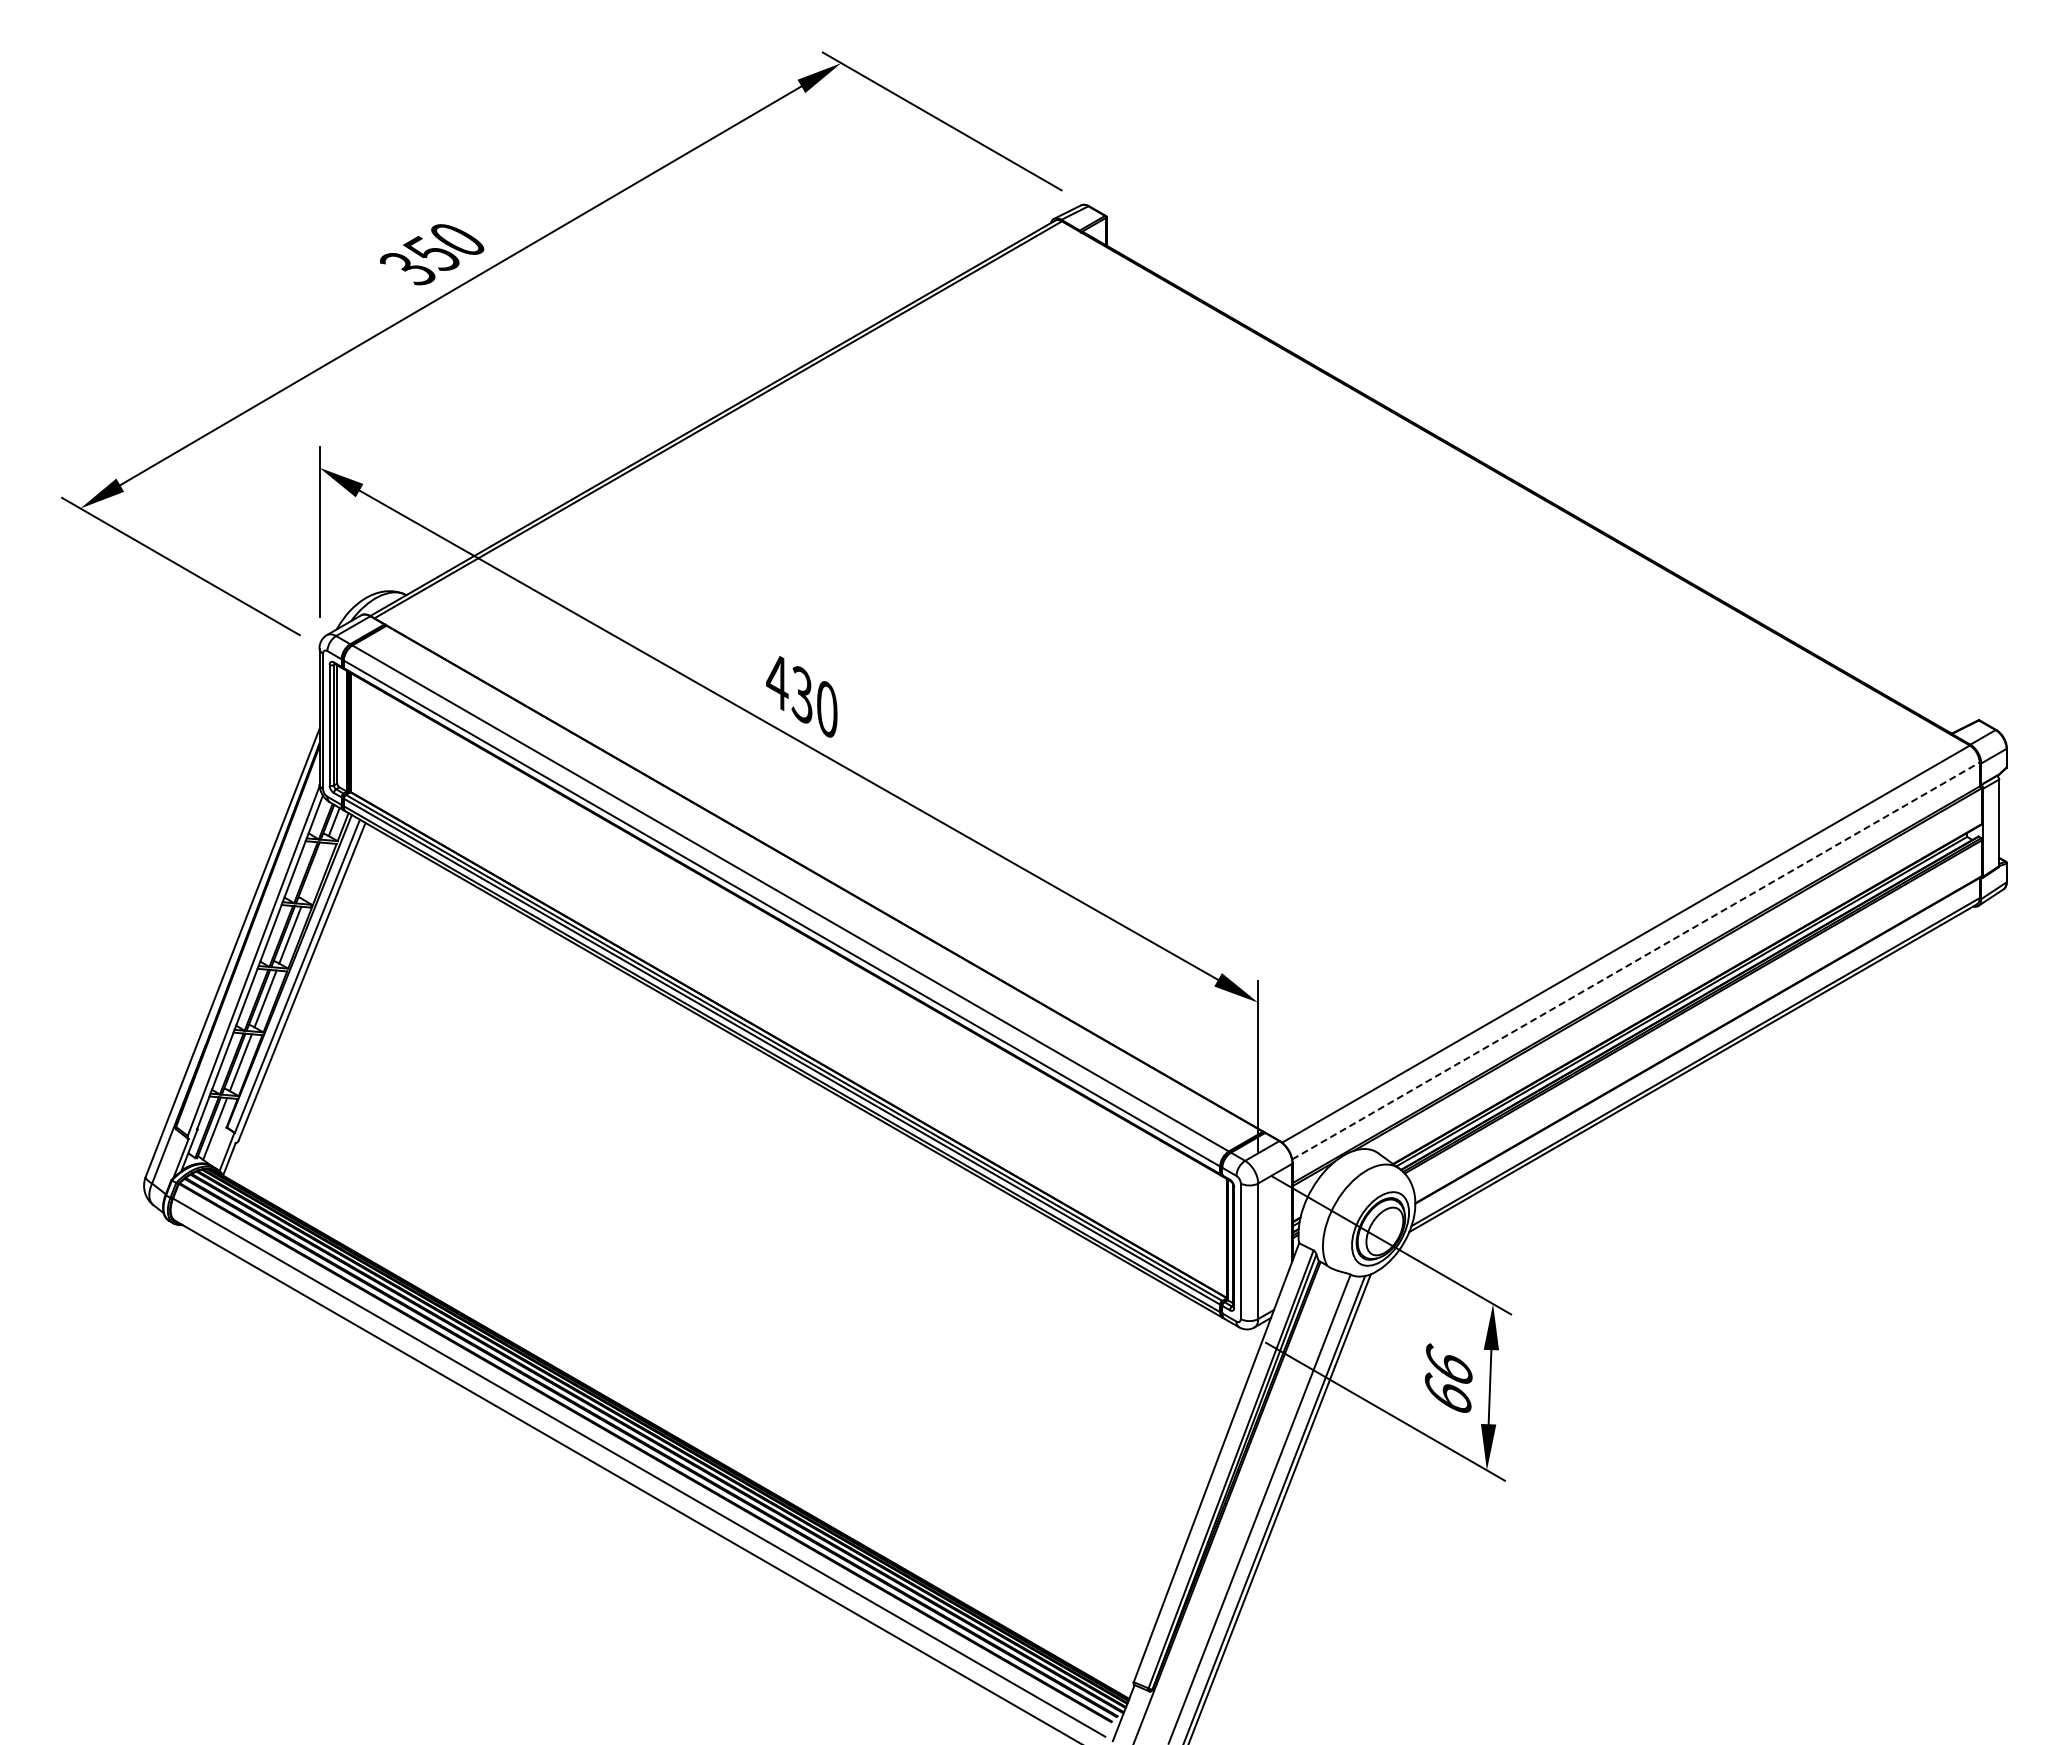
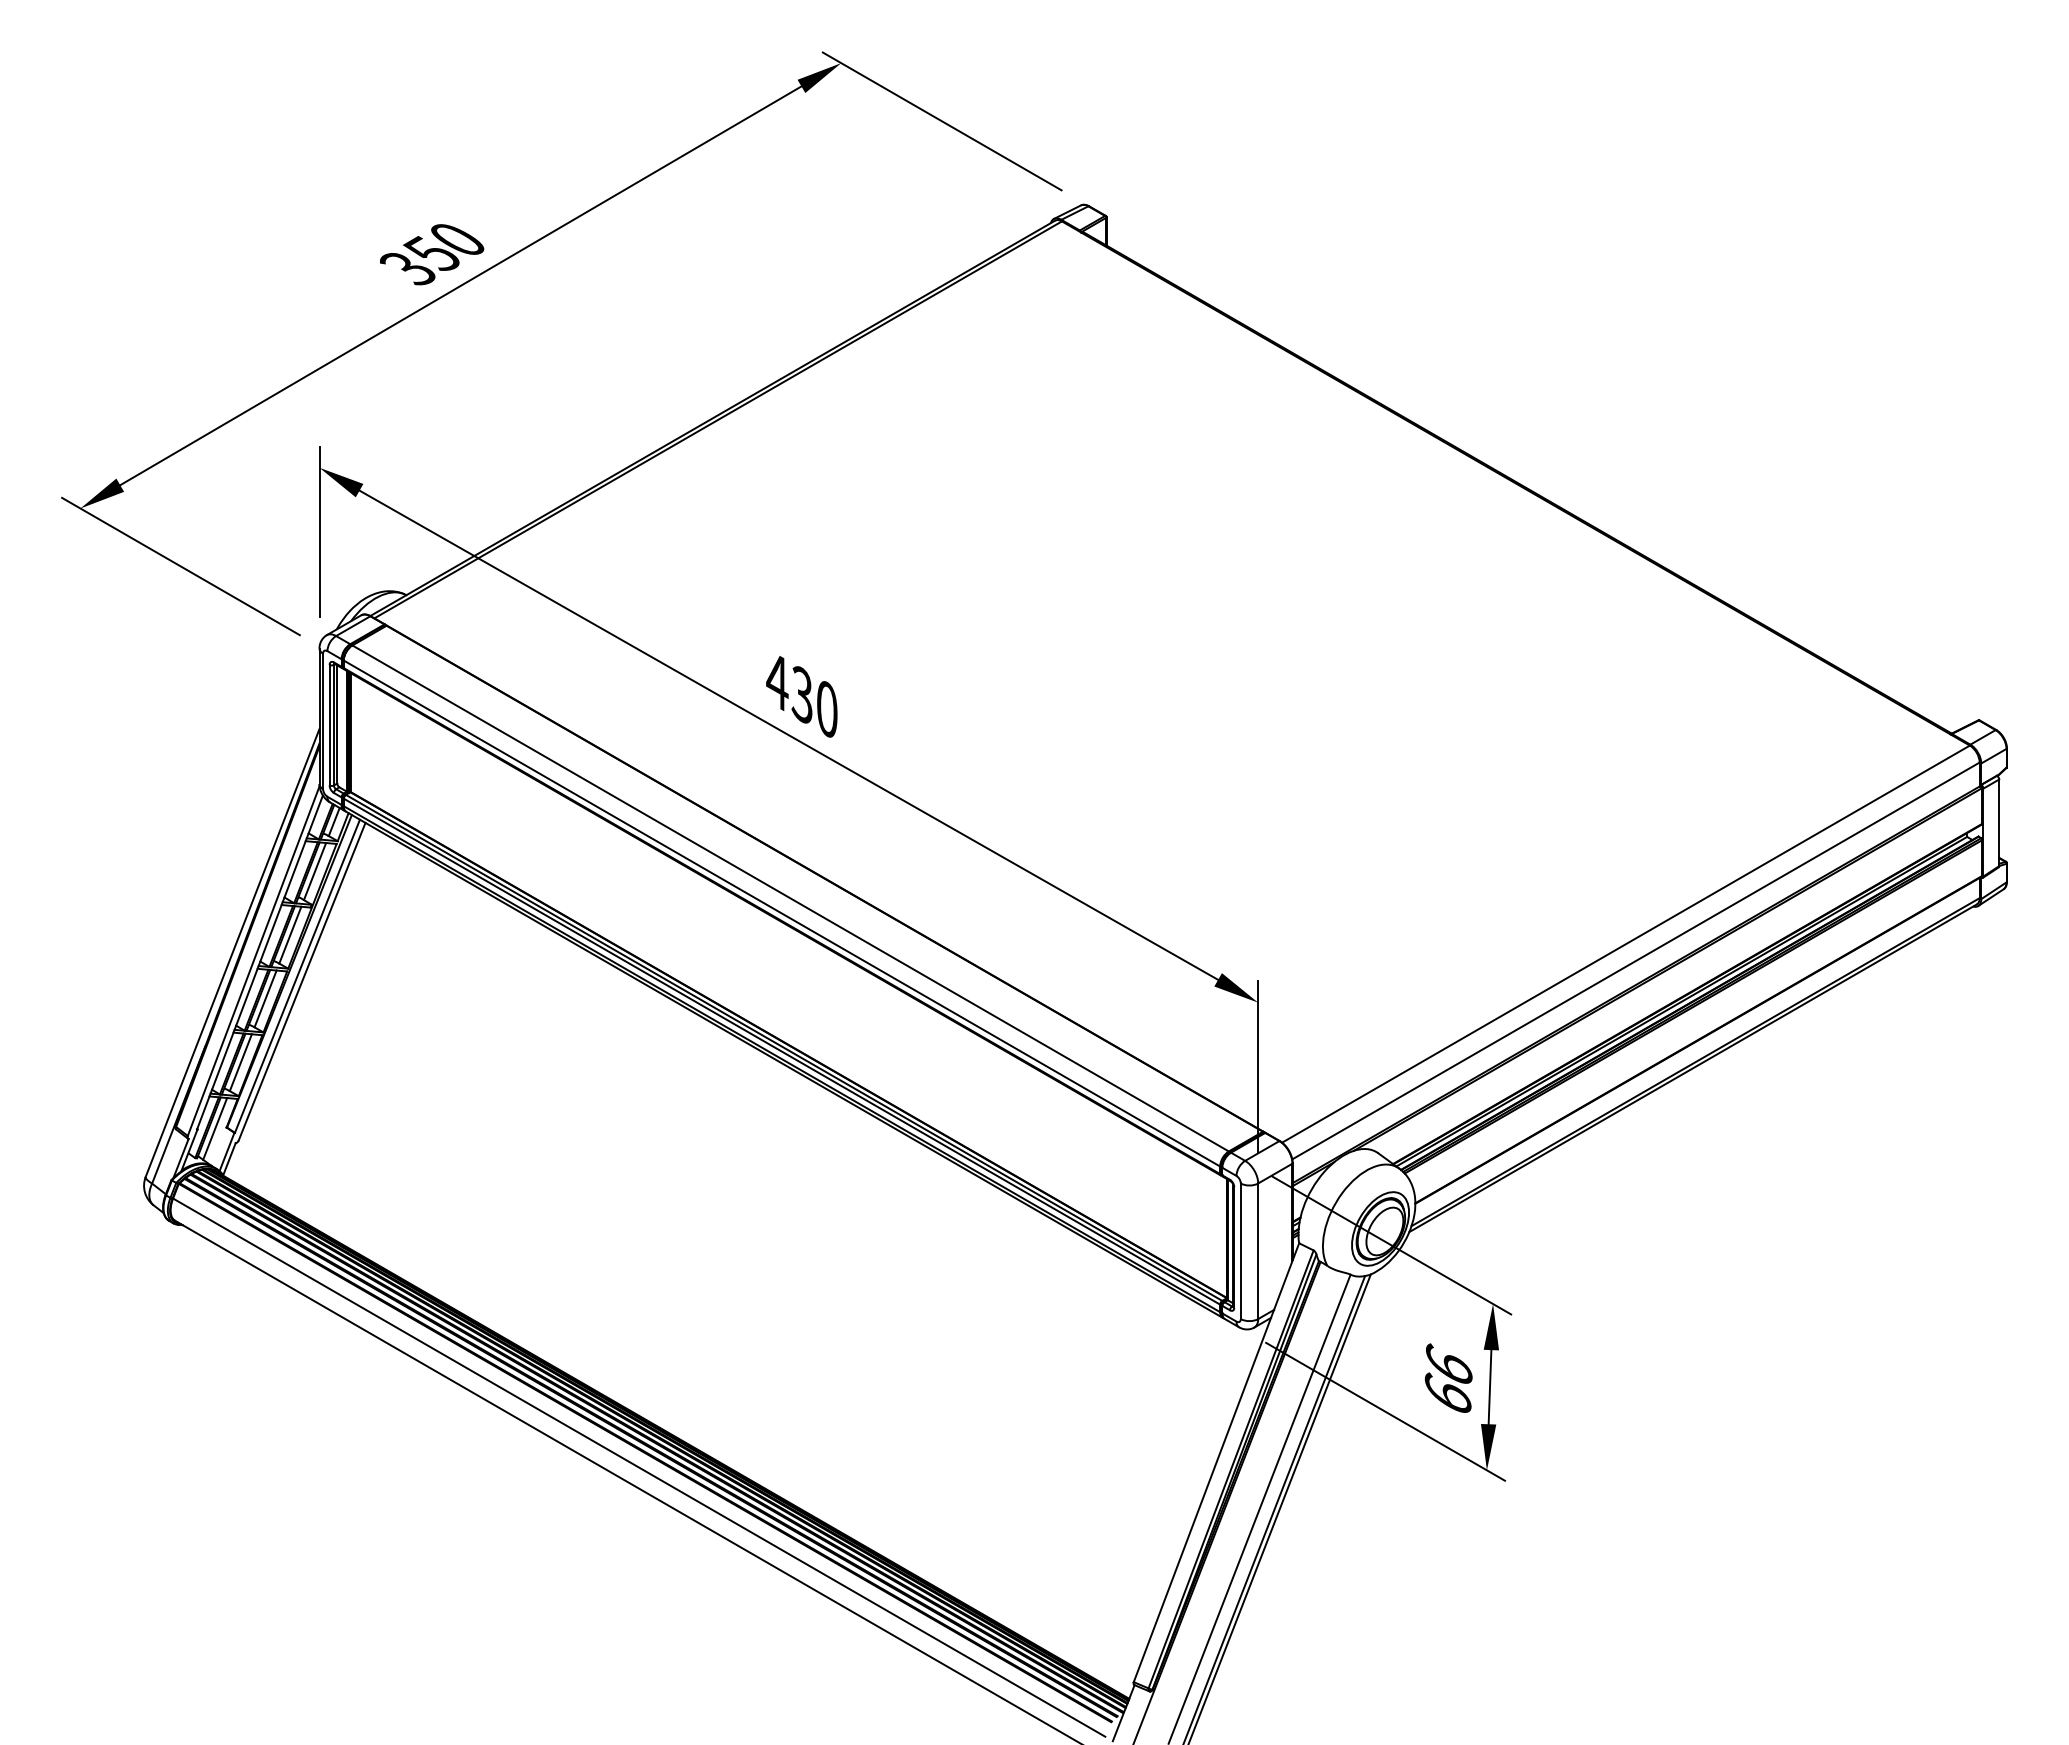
line: none -> present (314, 871)
line: dashed -> solid (1635, 960)
